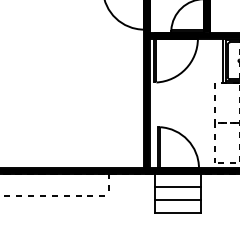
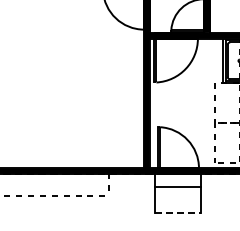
line: present -> none (177, 199)
line: solid -> dashed (178, 212)
